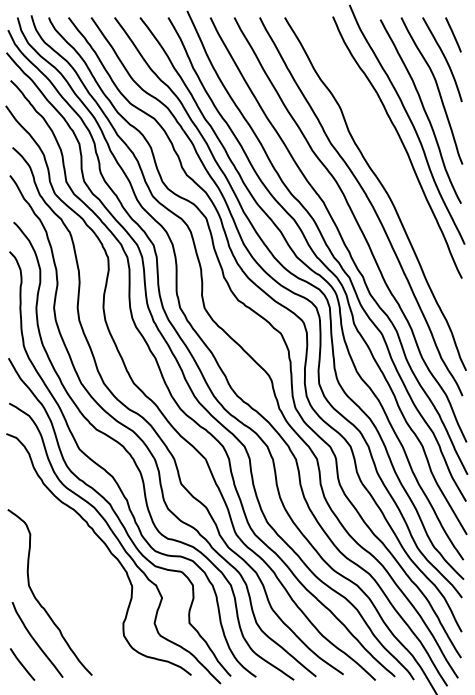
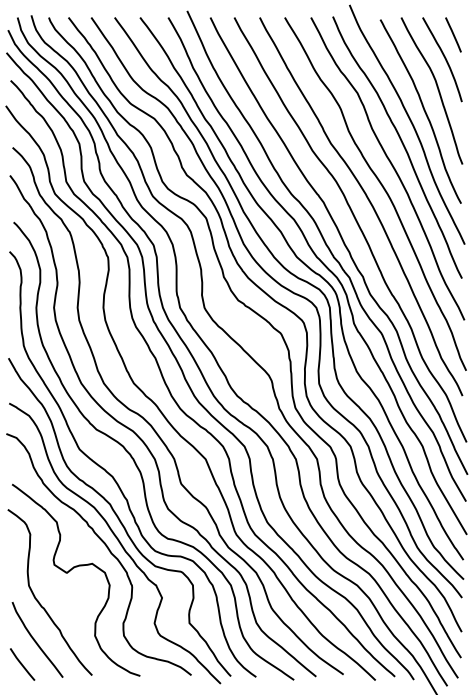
curve: none -> present (390, 164)
curve: none -> present (69, 572)
